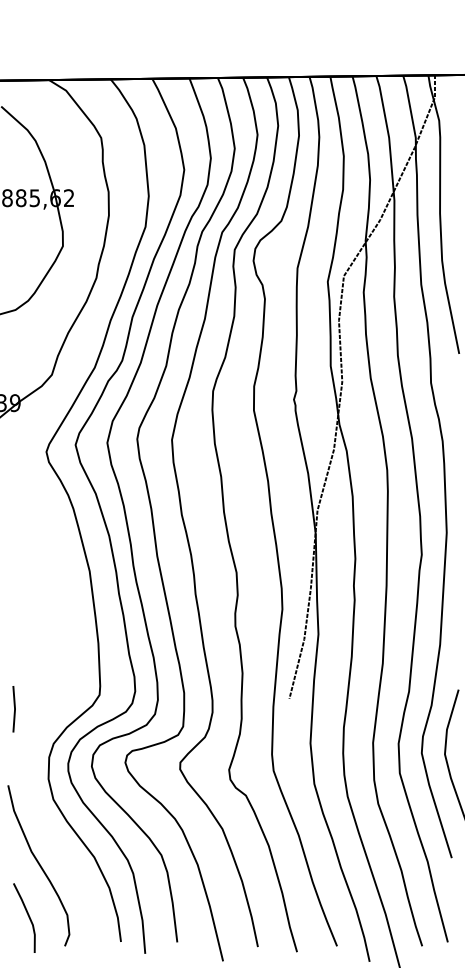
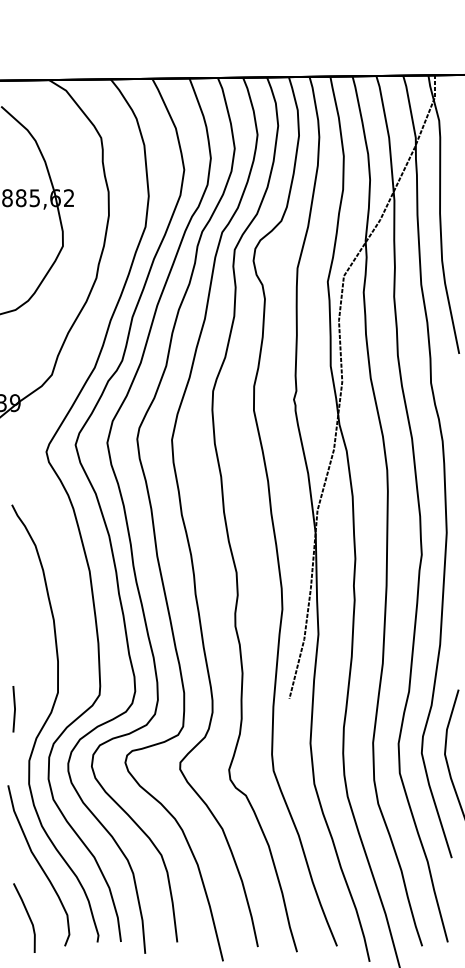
curve: none -> present (48, 719)
